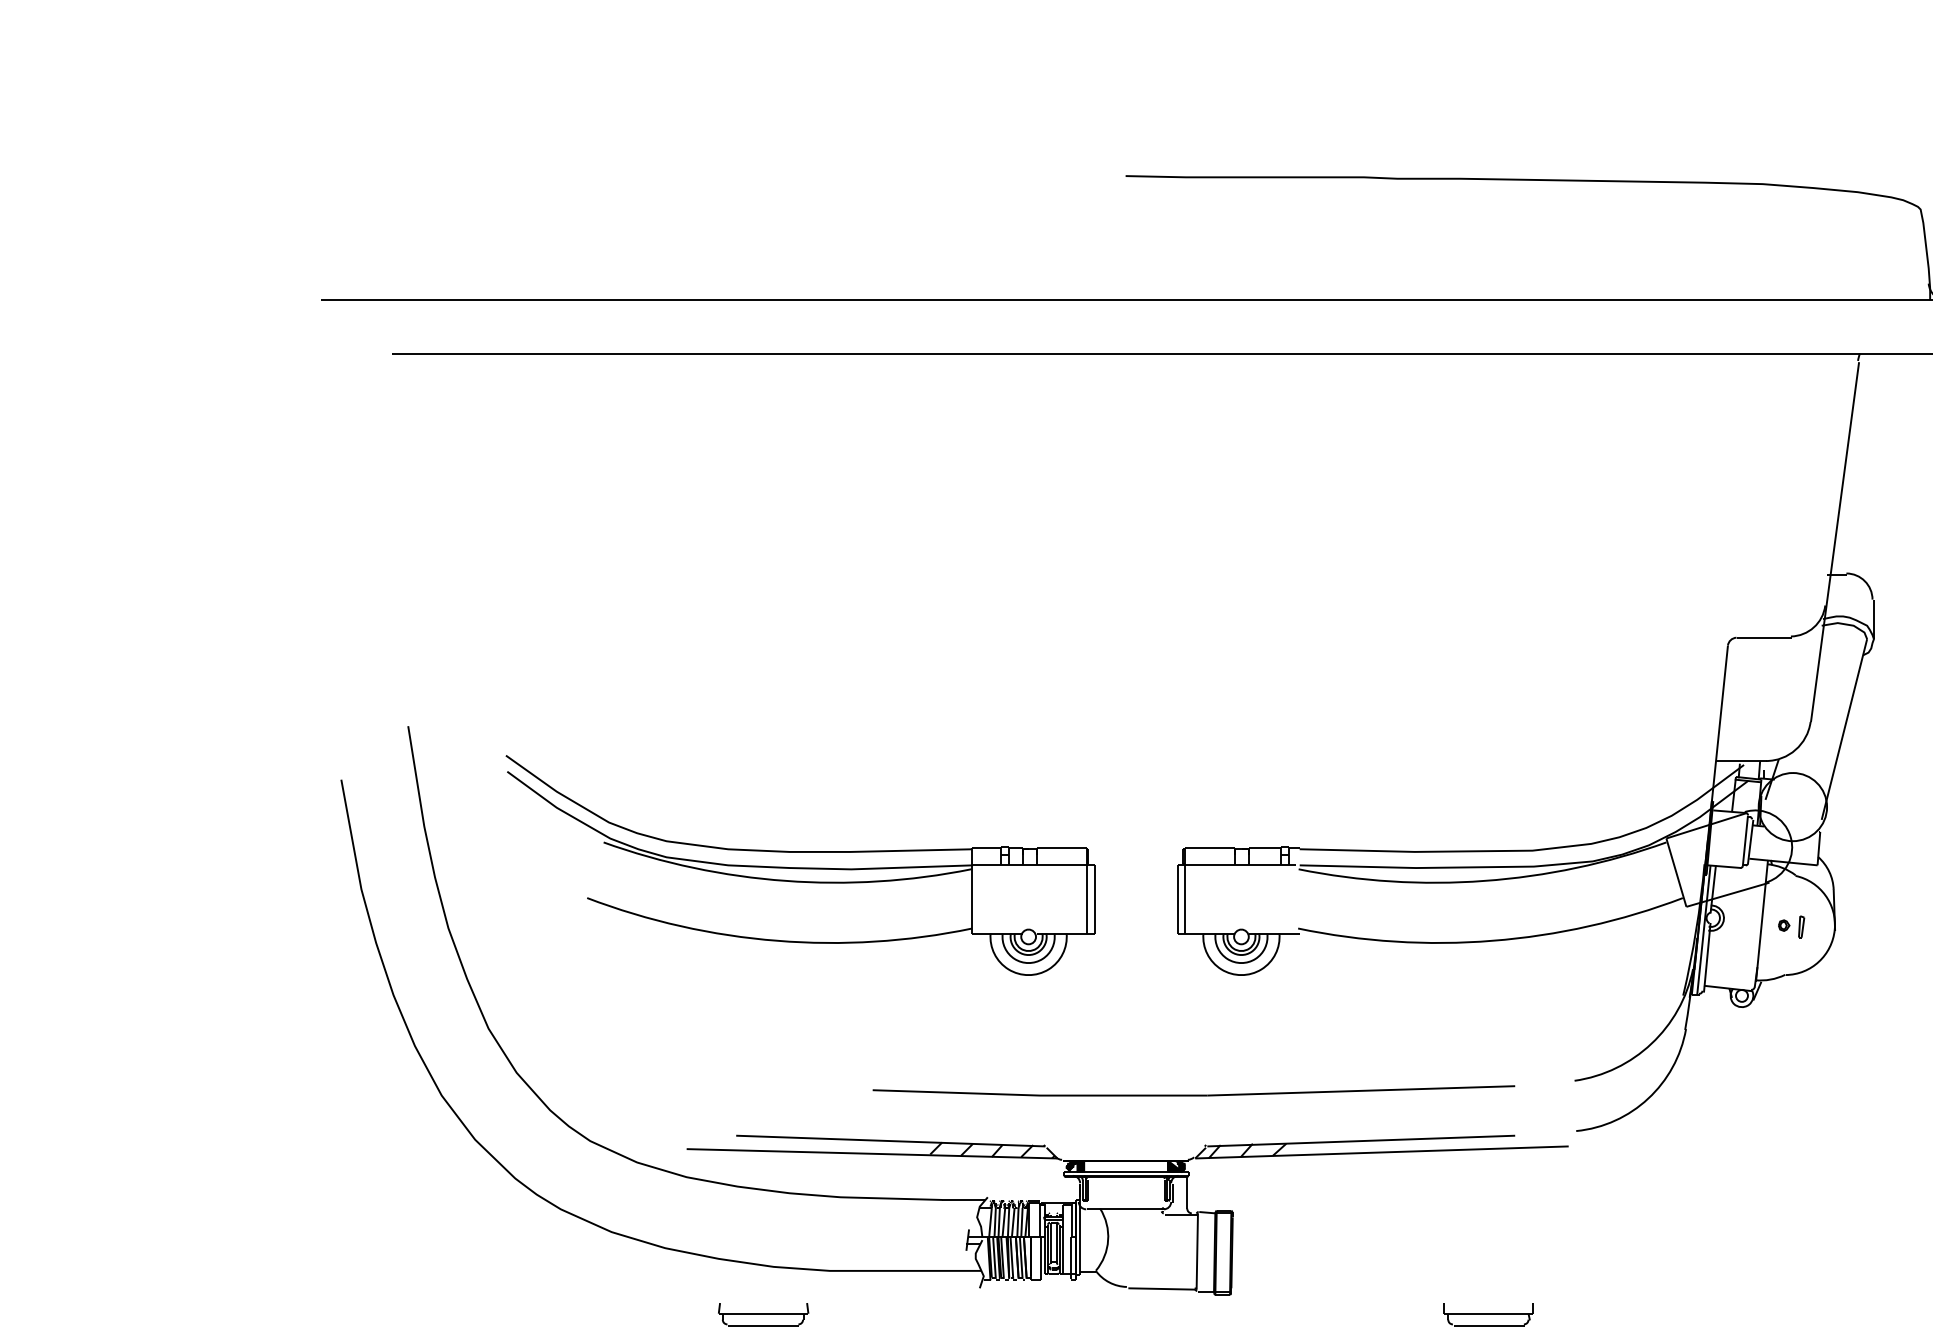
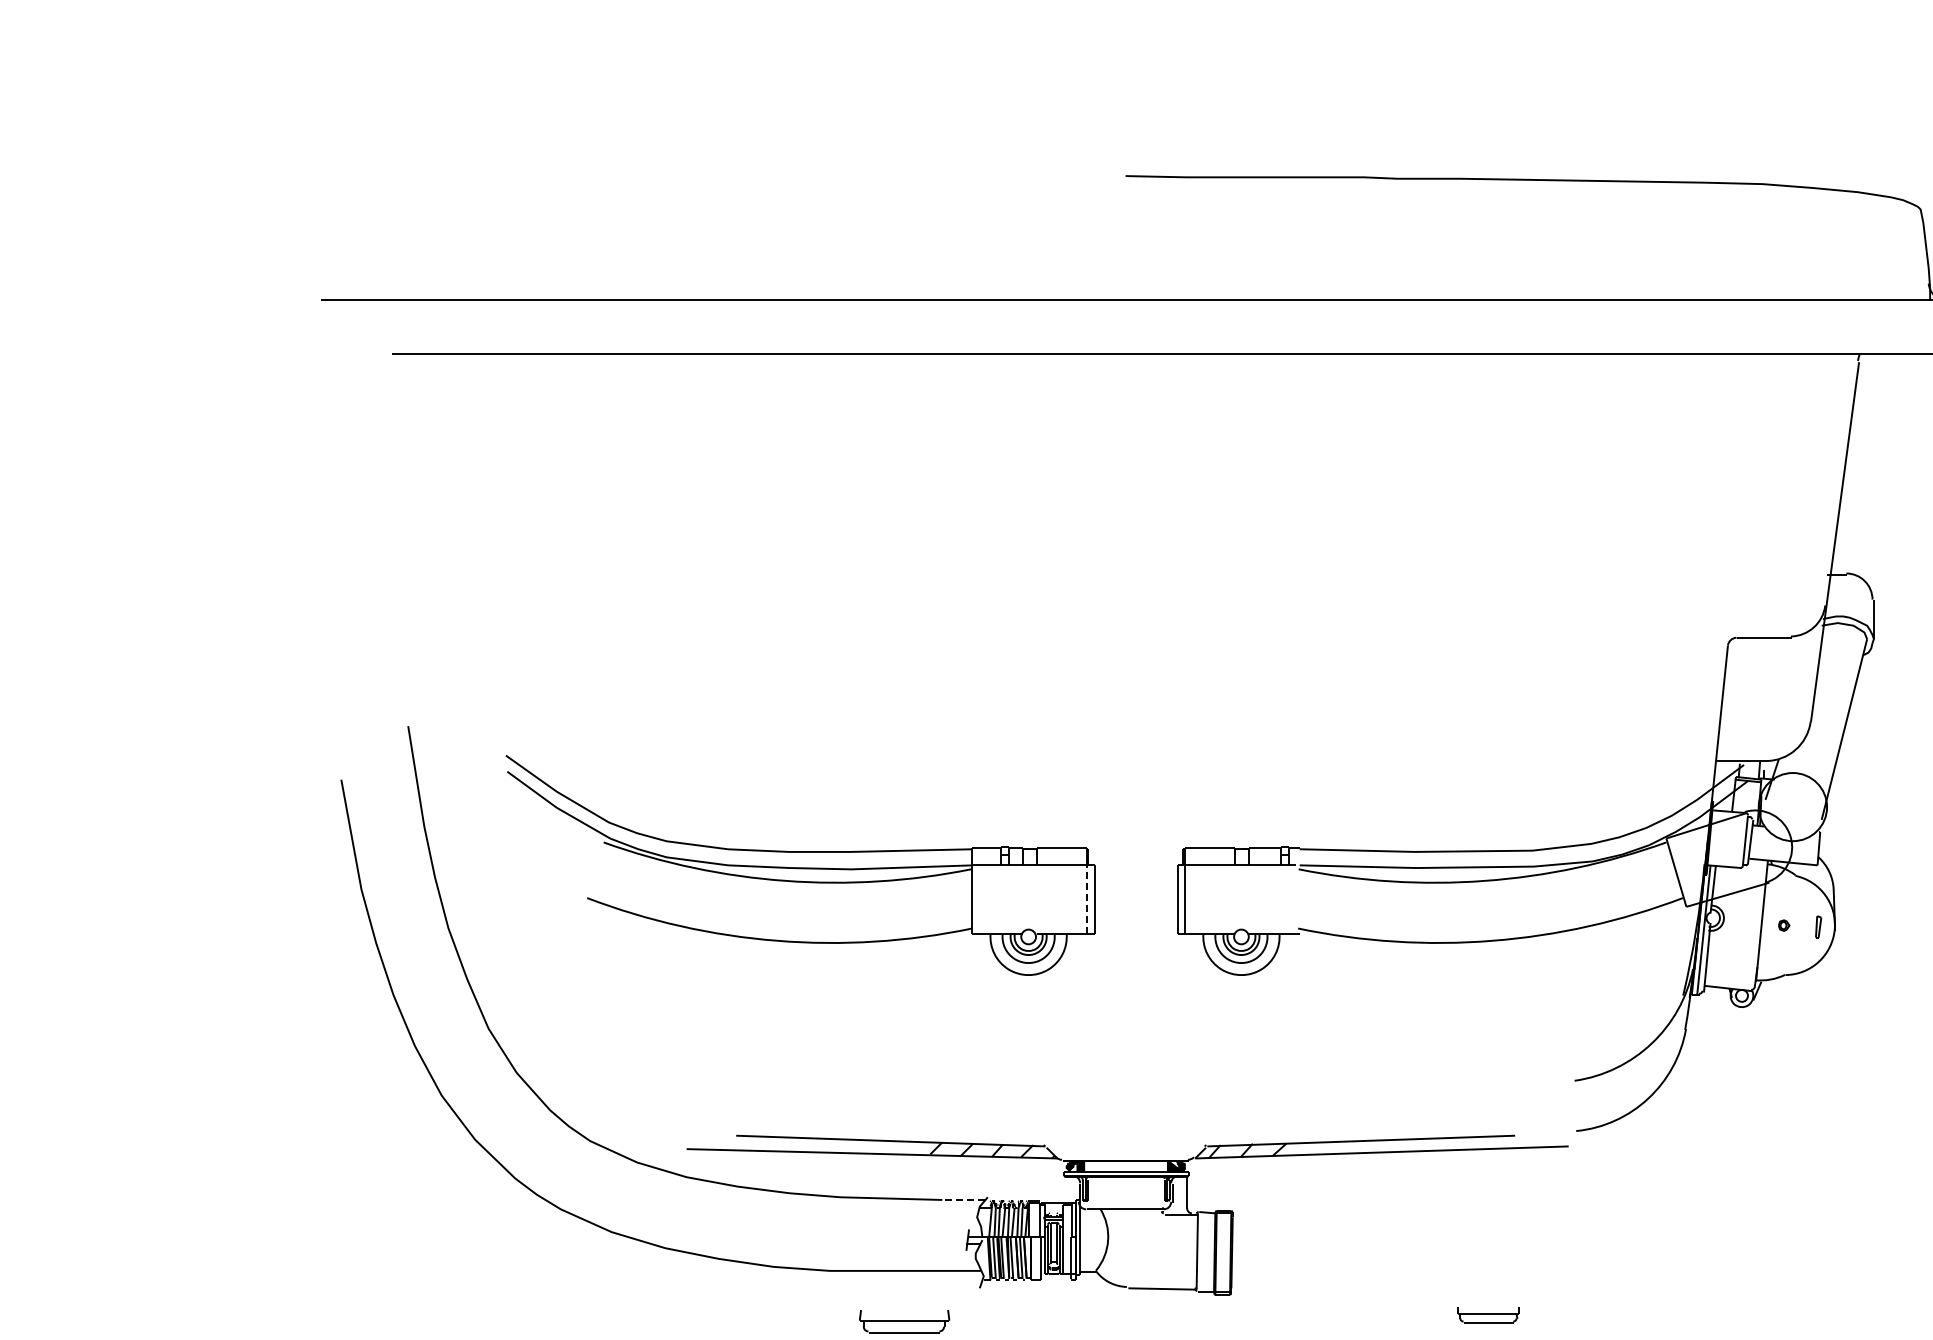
line: solid -> dashed (1086, 898)
part position: (1801, 926) -> (1818, 926) (1818, 926)
part: present -> none (1193, 1090)
line: solid -> dashed (963, 1199)
part position: (763, 1314) -> (904, 1321) (904, 1321)
part size: 91x24 px -> 63x17 px (1488, 1315)
